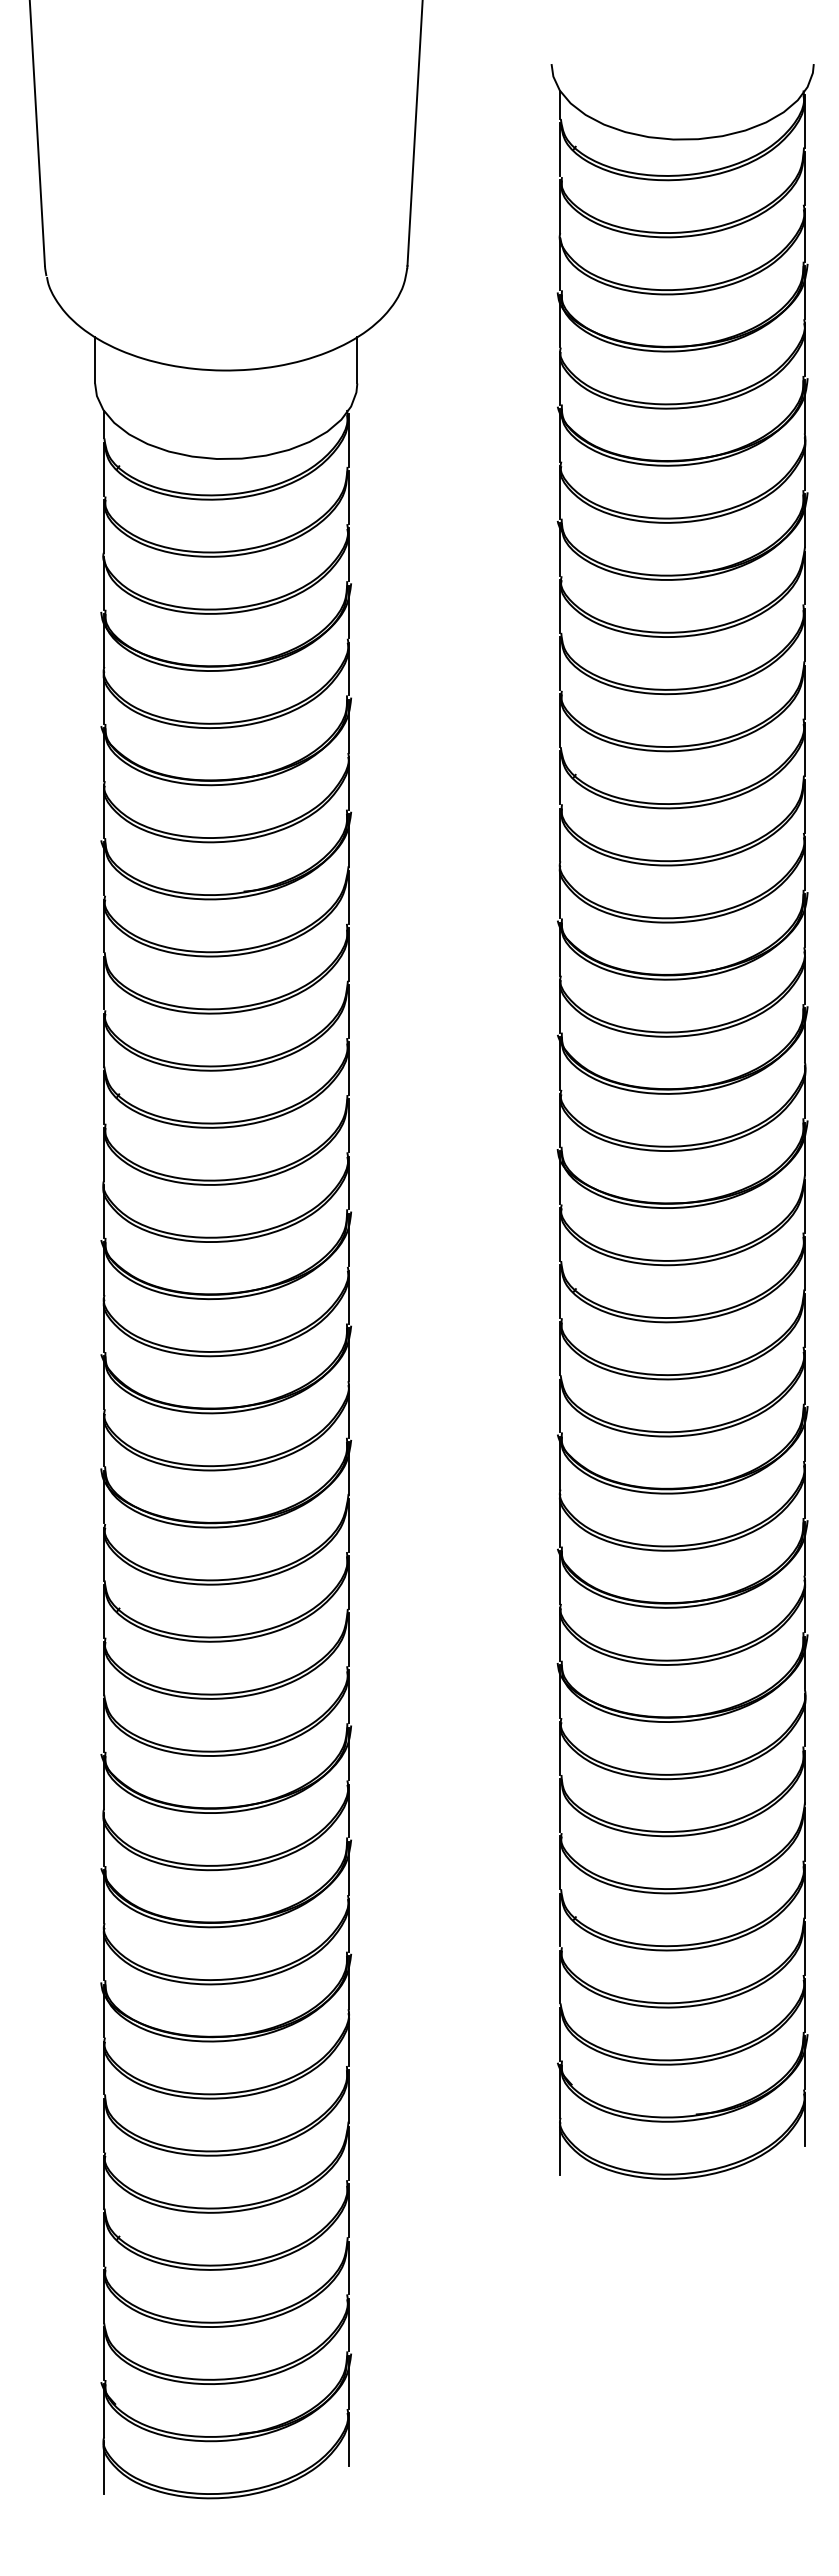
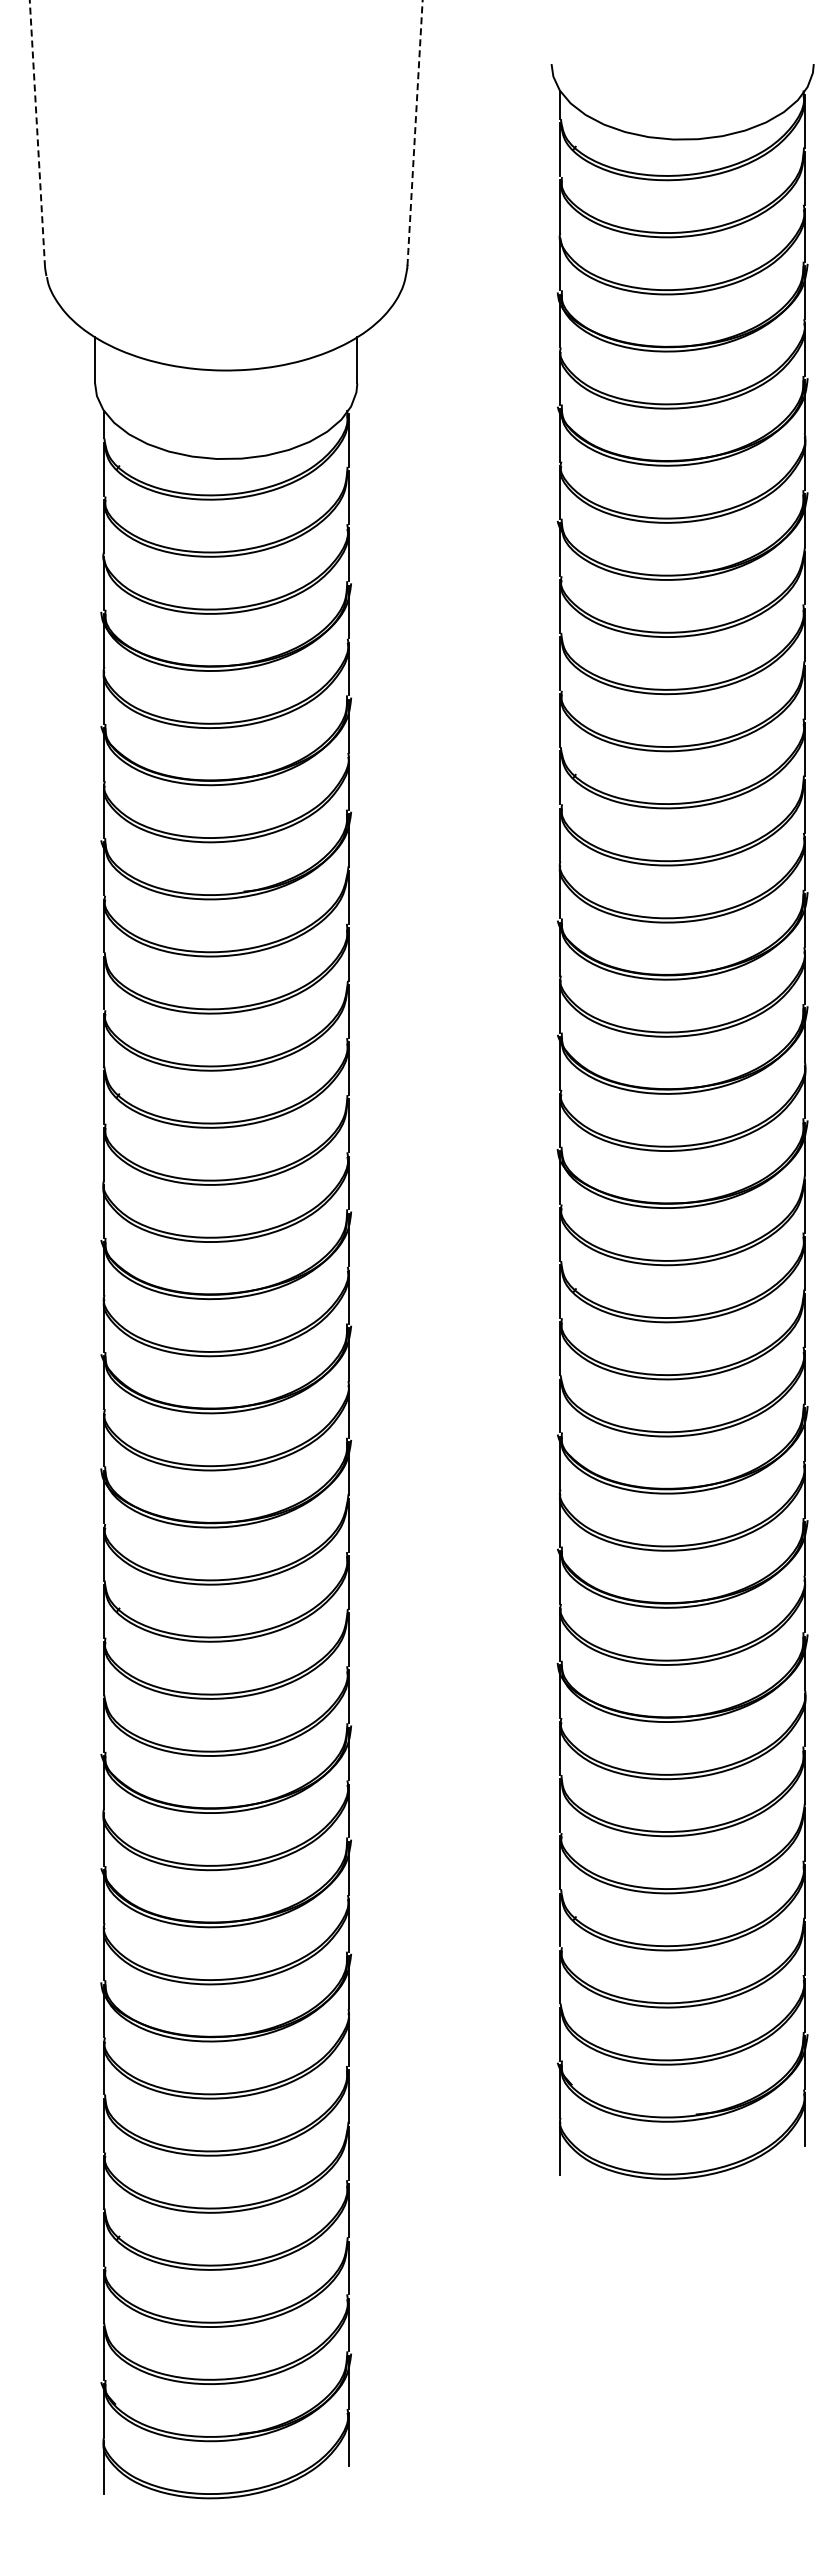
line: solid -> dashed (37, 133)
line: solid -> dashed (415, 133)
